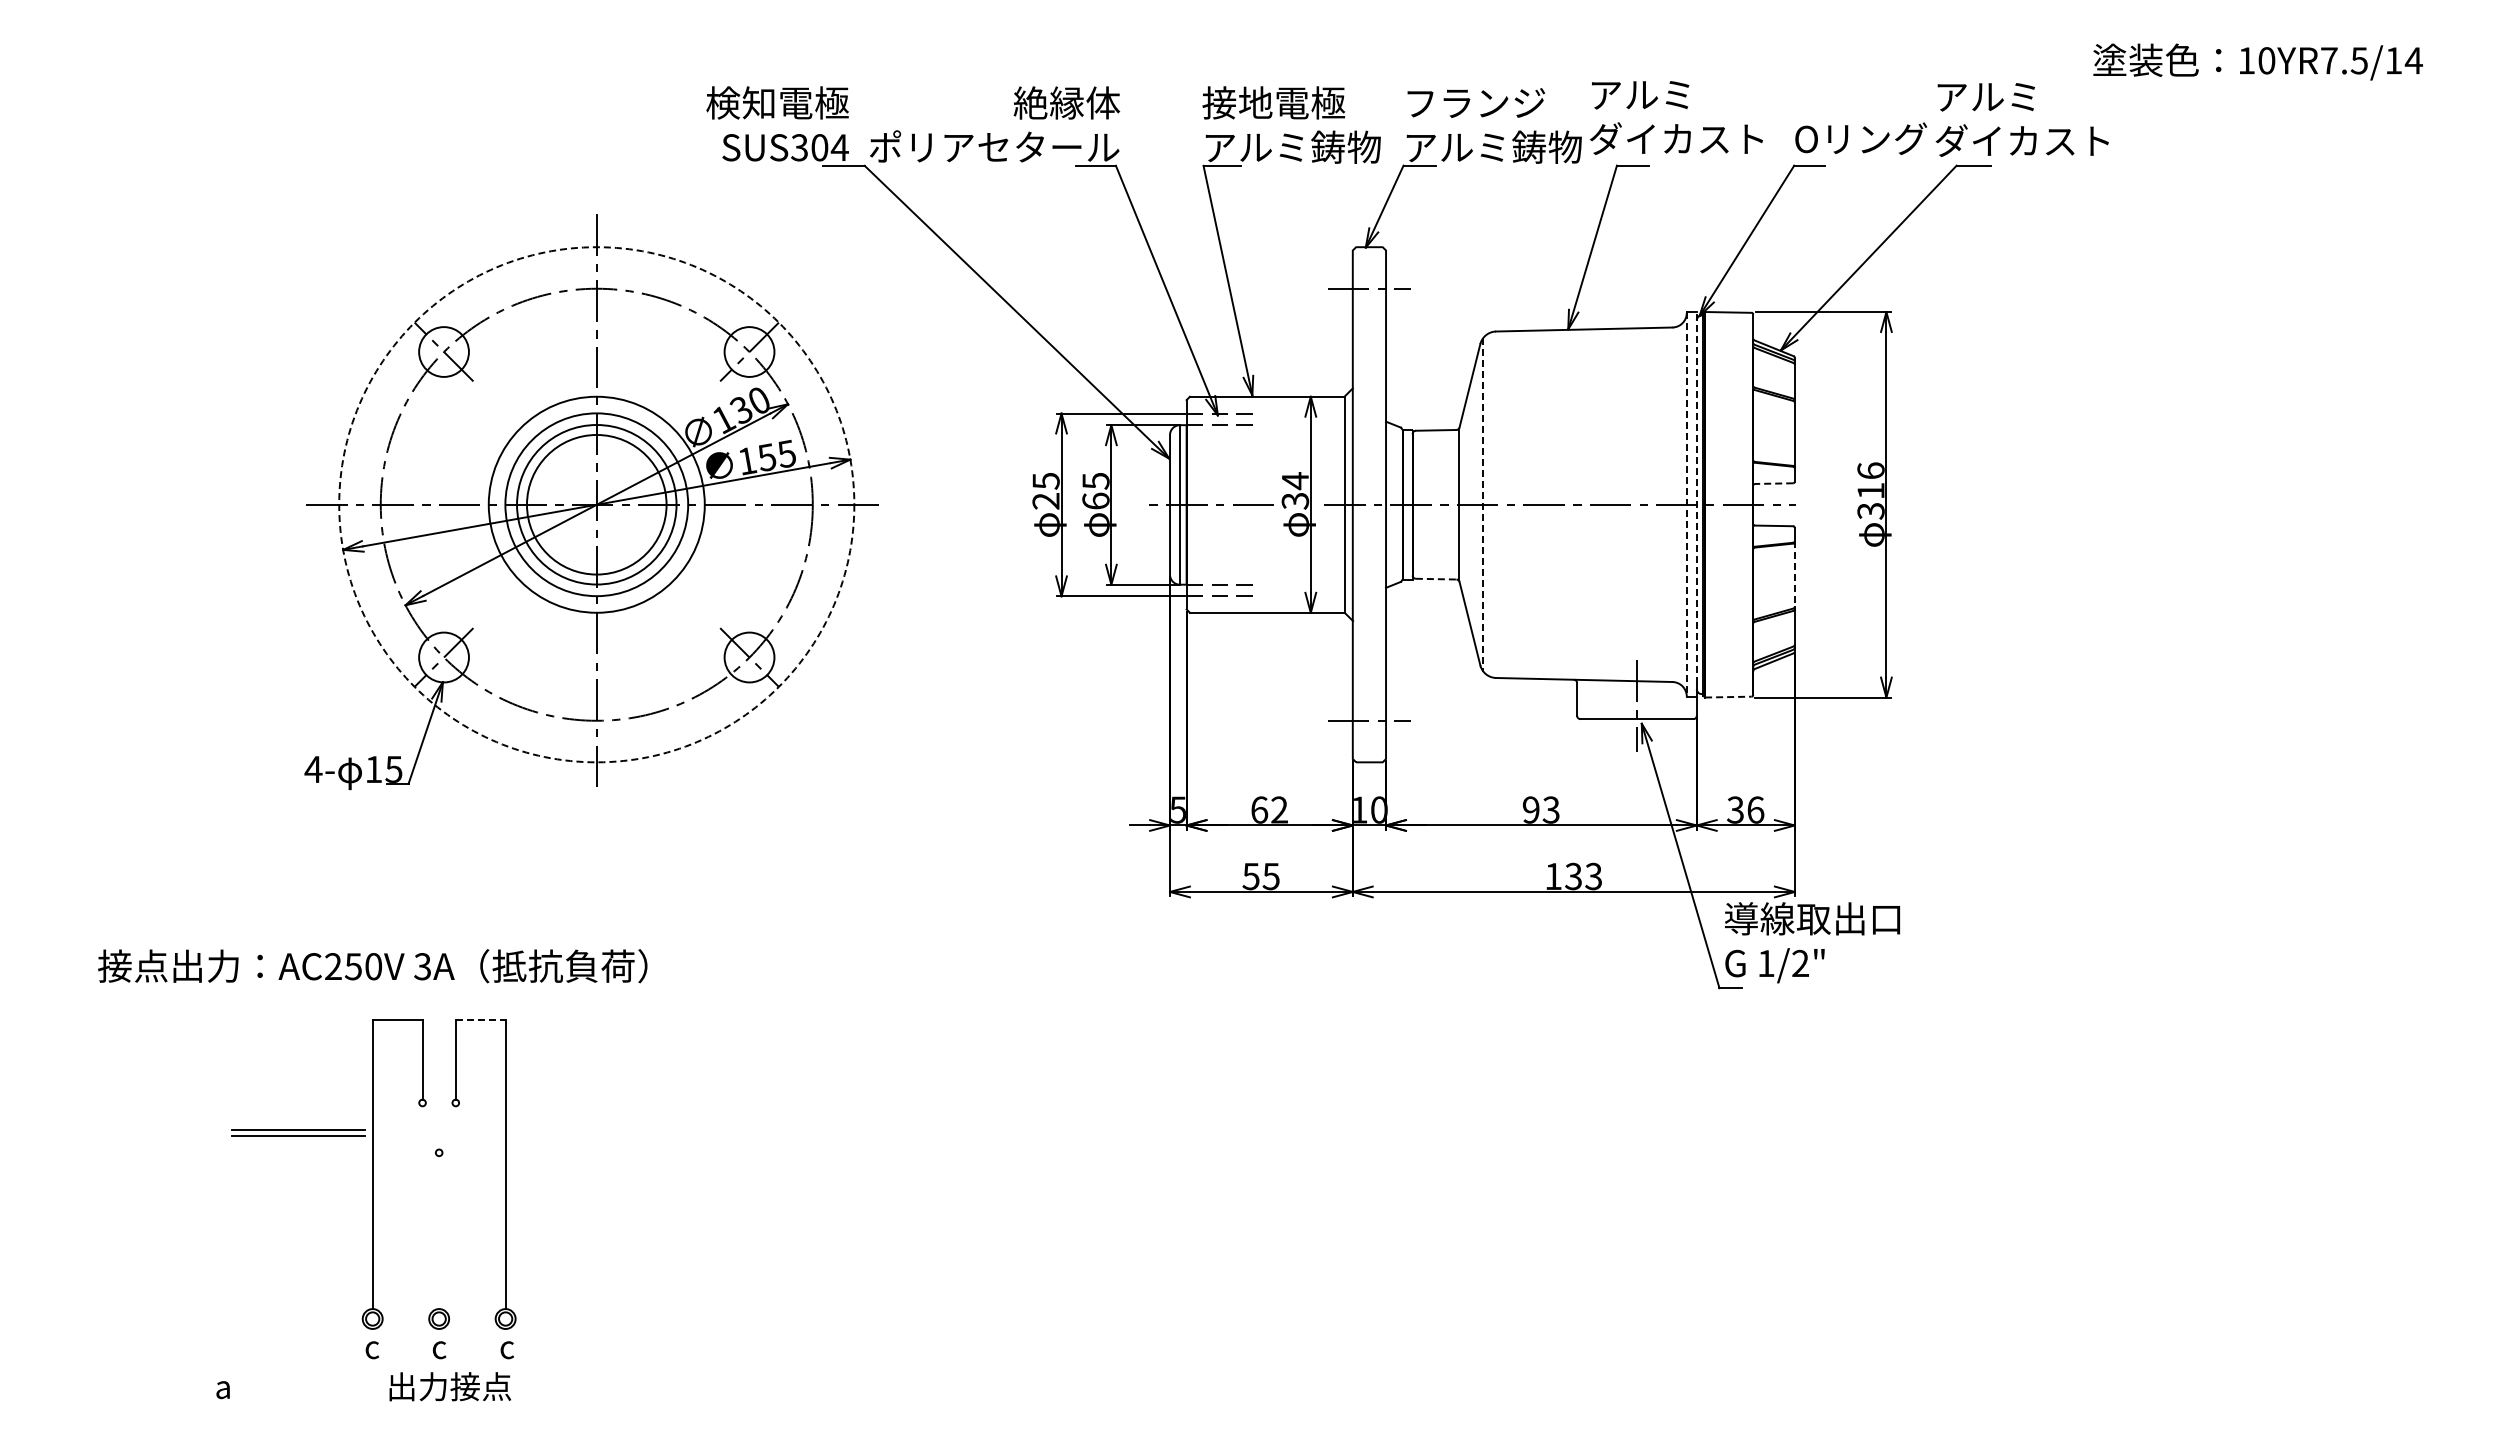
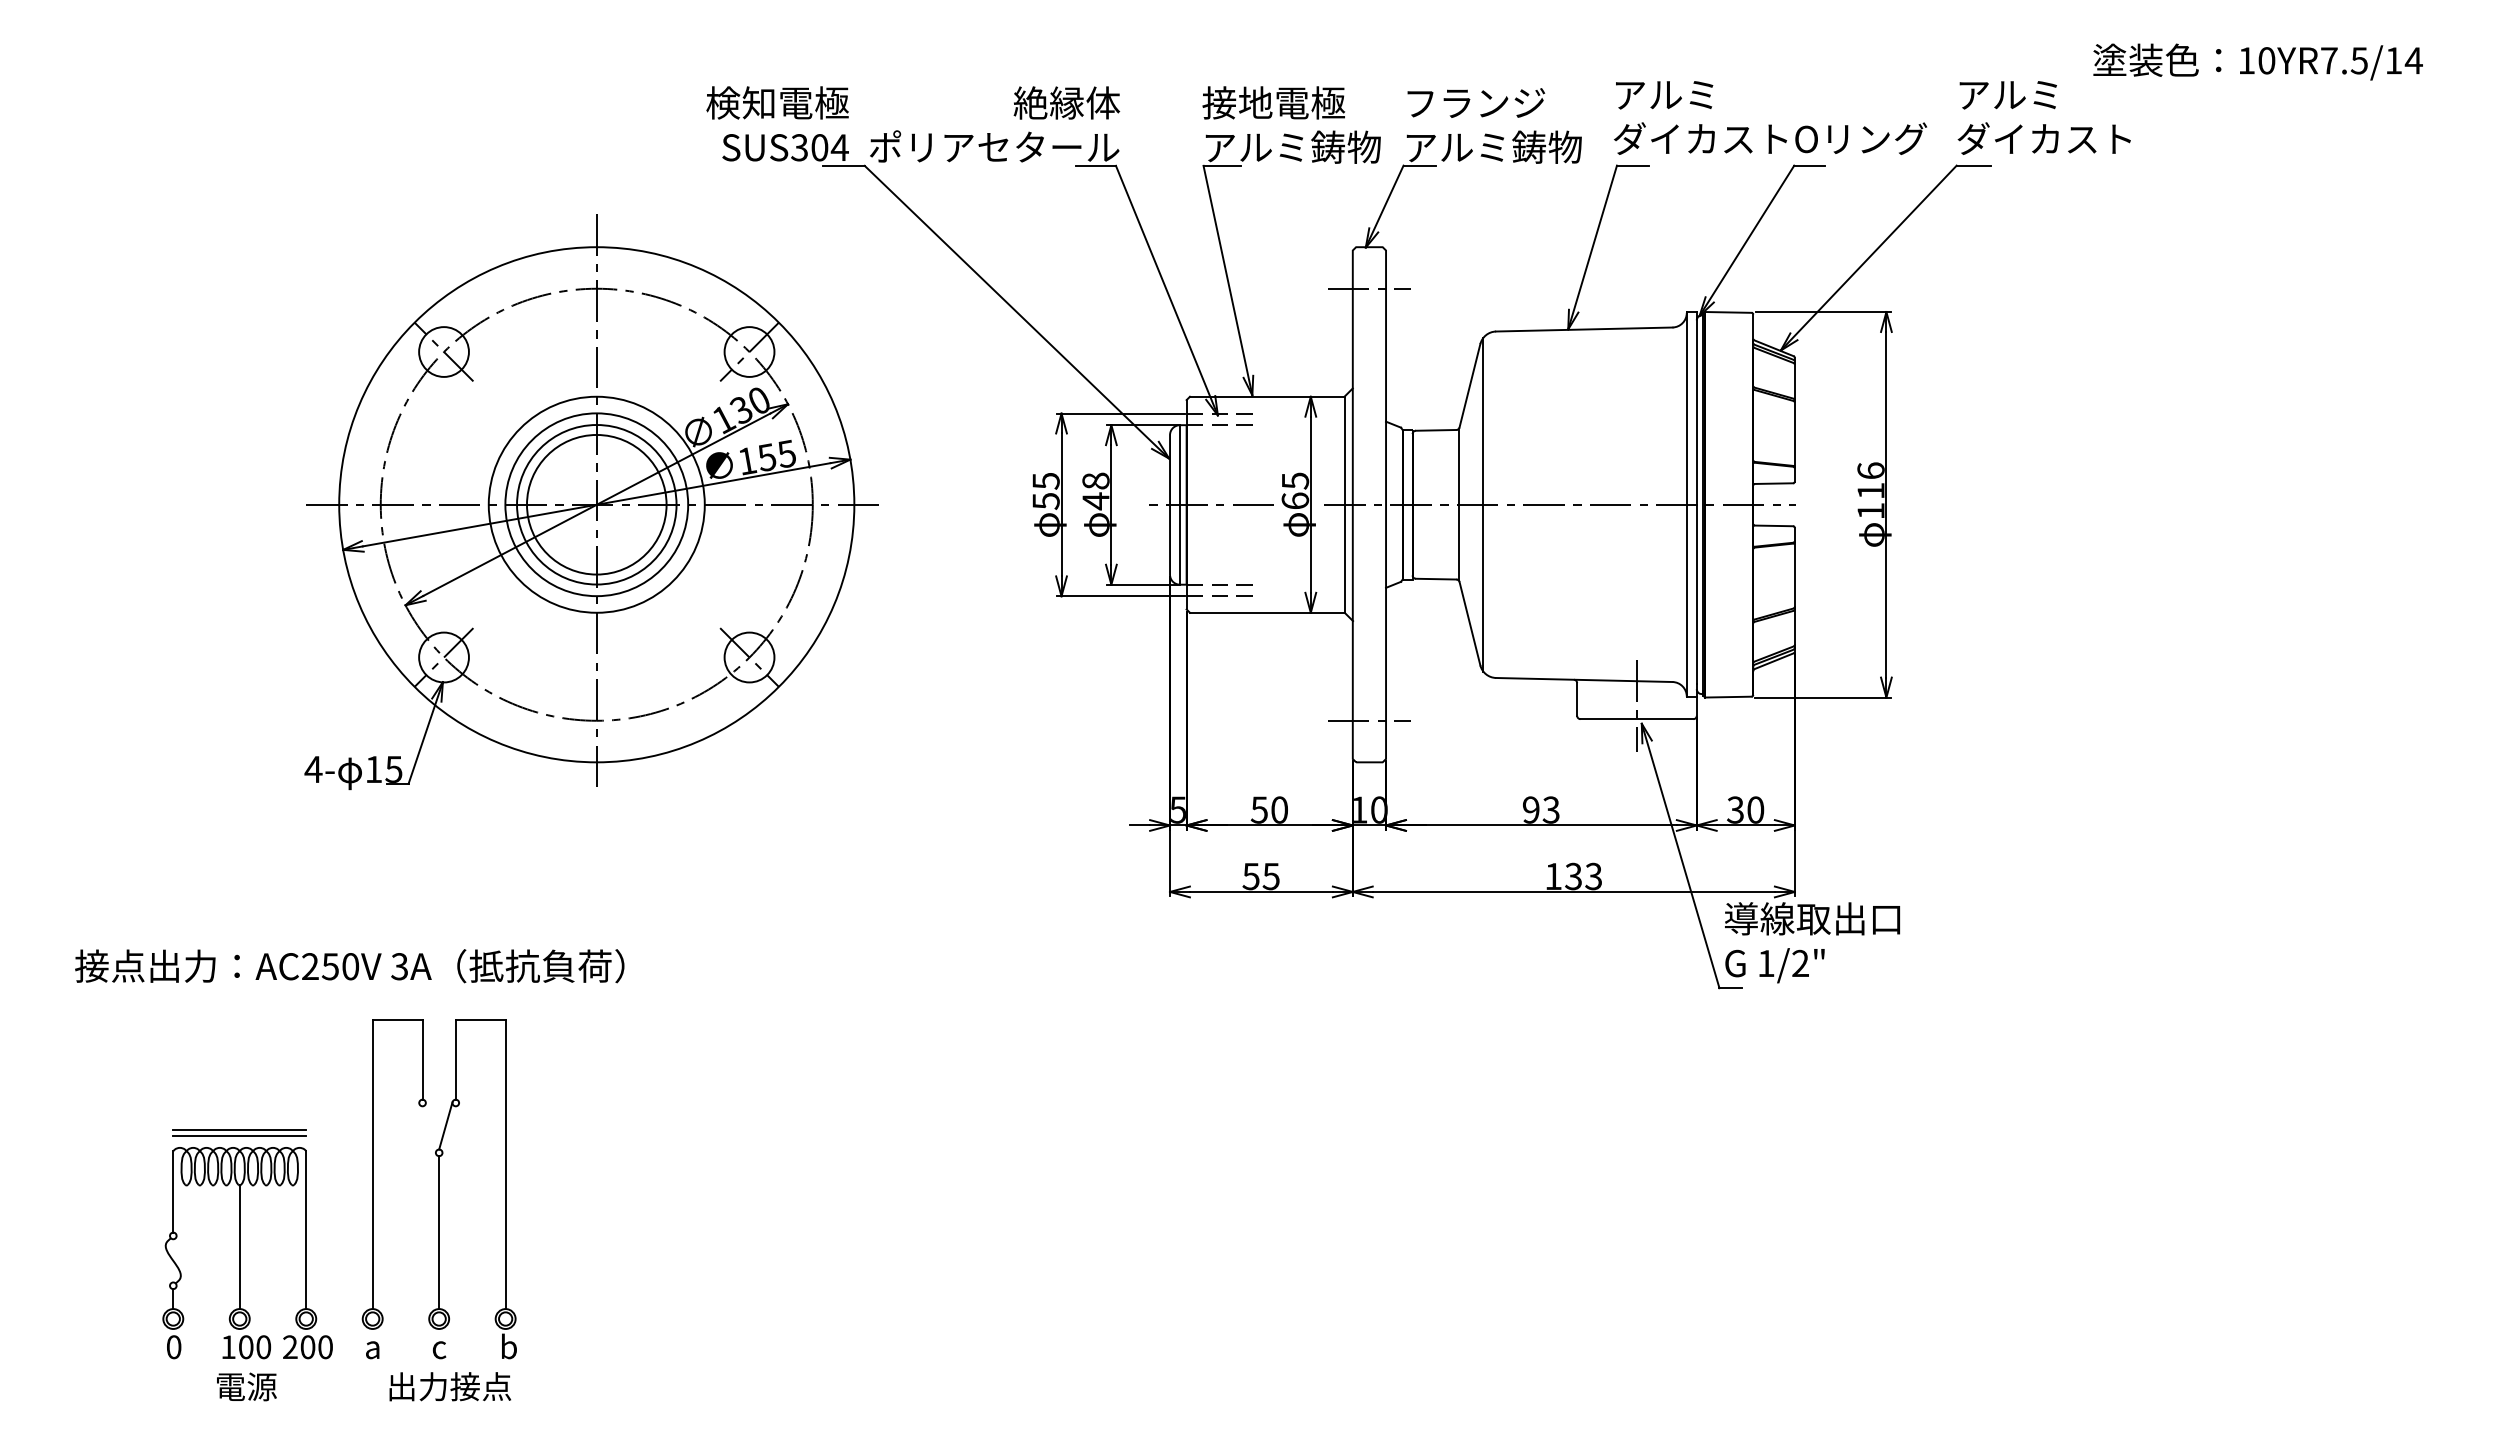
text position: (1676, 117) -> (1700, 117) (1700, 117)
text position: (2021, 119) -> (2043, 117) (2043, 117)
line: dashed -> solid (1773, 483)
text: 34 -> 65 (1295, 490)
text: 65 -> 48 (1095, 491)
line: dashed -> solid (1696, 497)
text: 25 -> 55 (1045, 501)
circle: dashed -> solid (596, 504)
line: dashed -> solid (1483, 504)
line: dashed -> solid (1686, 504)
text: 316 -> 116 (1870, 511)
line: dashed -> solid (1794, 574)
line: dashed -> solid (1436, 579)
line: dashed -> solid (1728, 697)
text: 62 -> 50 (1268, 809)
text: 36 -> 30 (1755, 809)
text position: (372, 966) -> (349, 966) (349, 966)
line: dashed -> solid (480, 1019)
line: none -> present (445, 1125)
part position: (298, 1132) -> (239, 1132) (239, 1132)
line: none -> present (439, 1232)
part: none -> present (240, 1253)
text: c -> b (508, 1346)
text: c -> a (372, 1350)
text: a -> 電源 (246, 1386)
